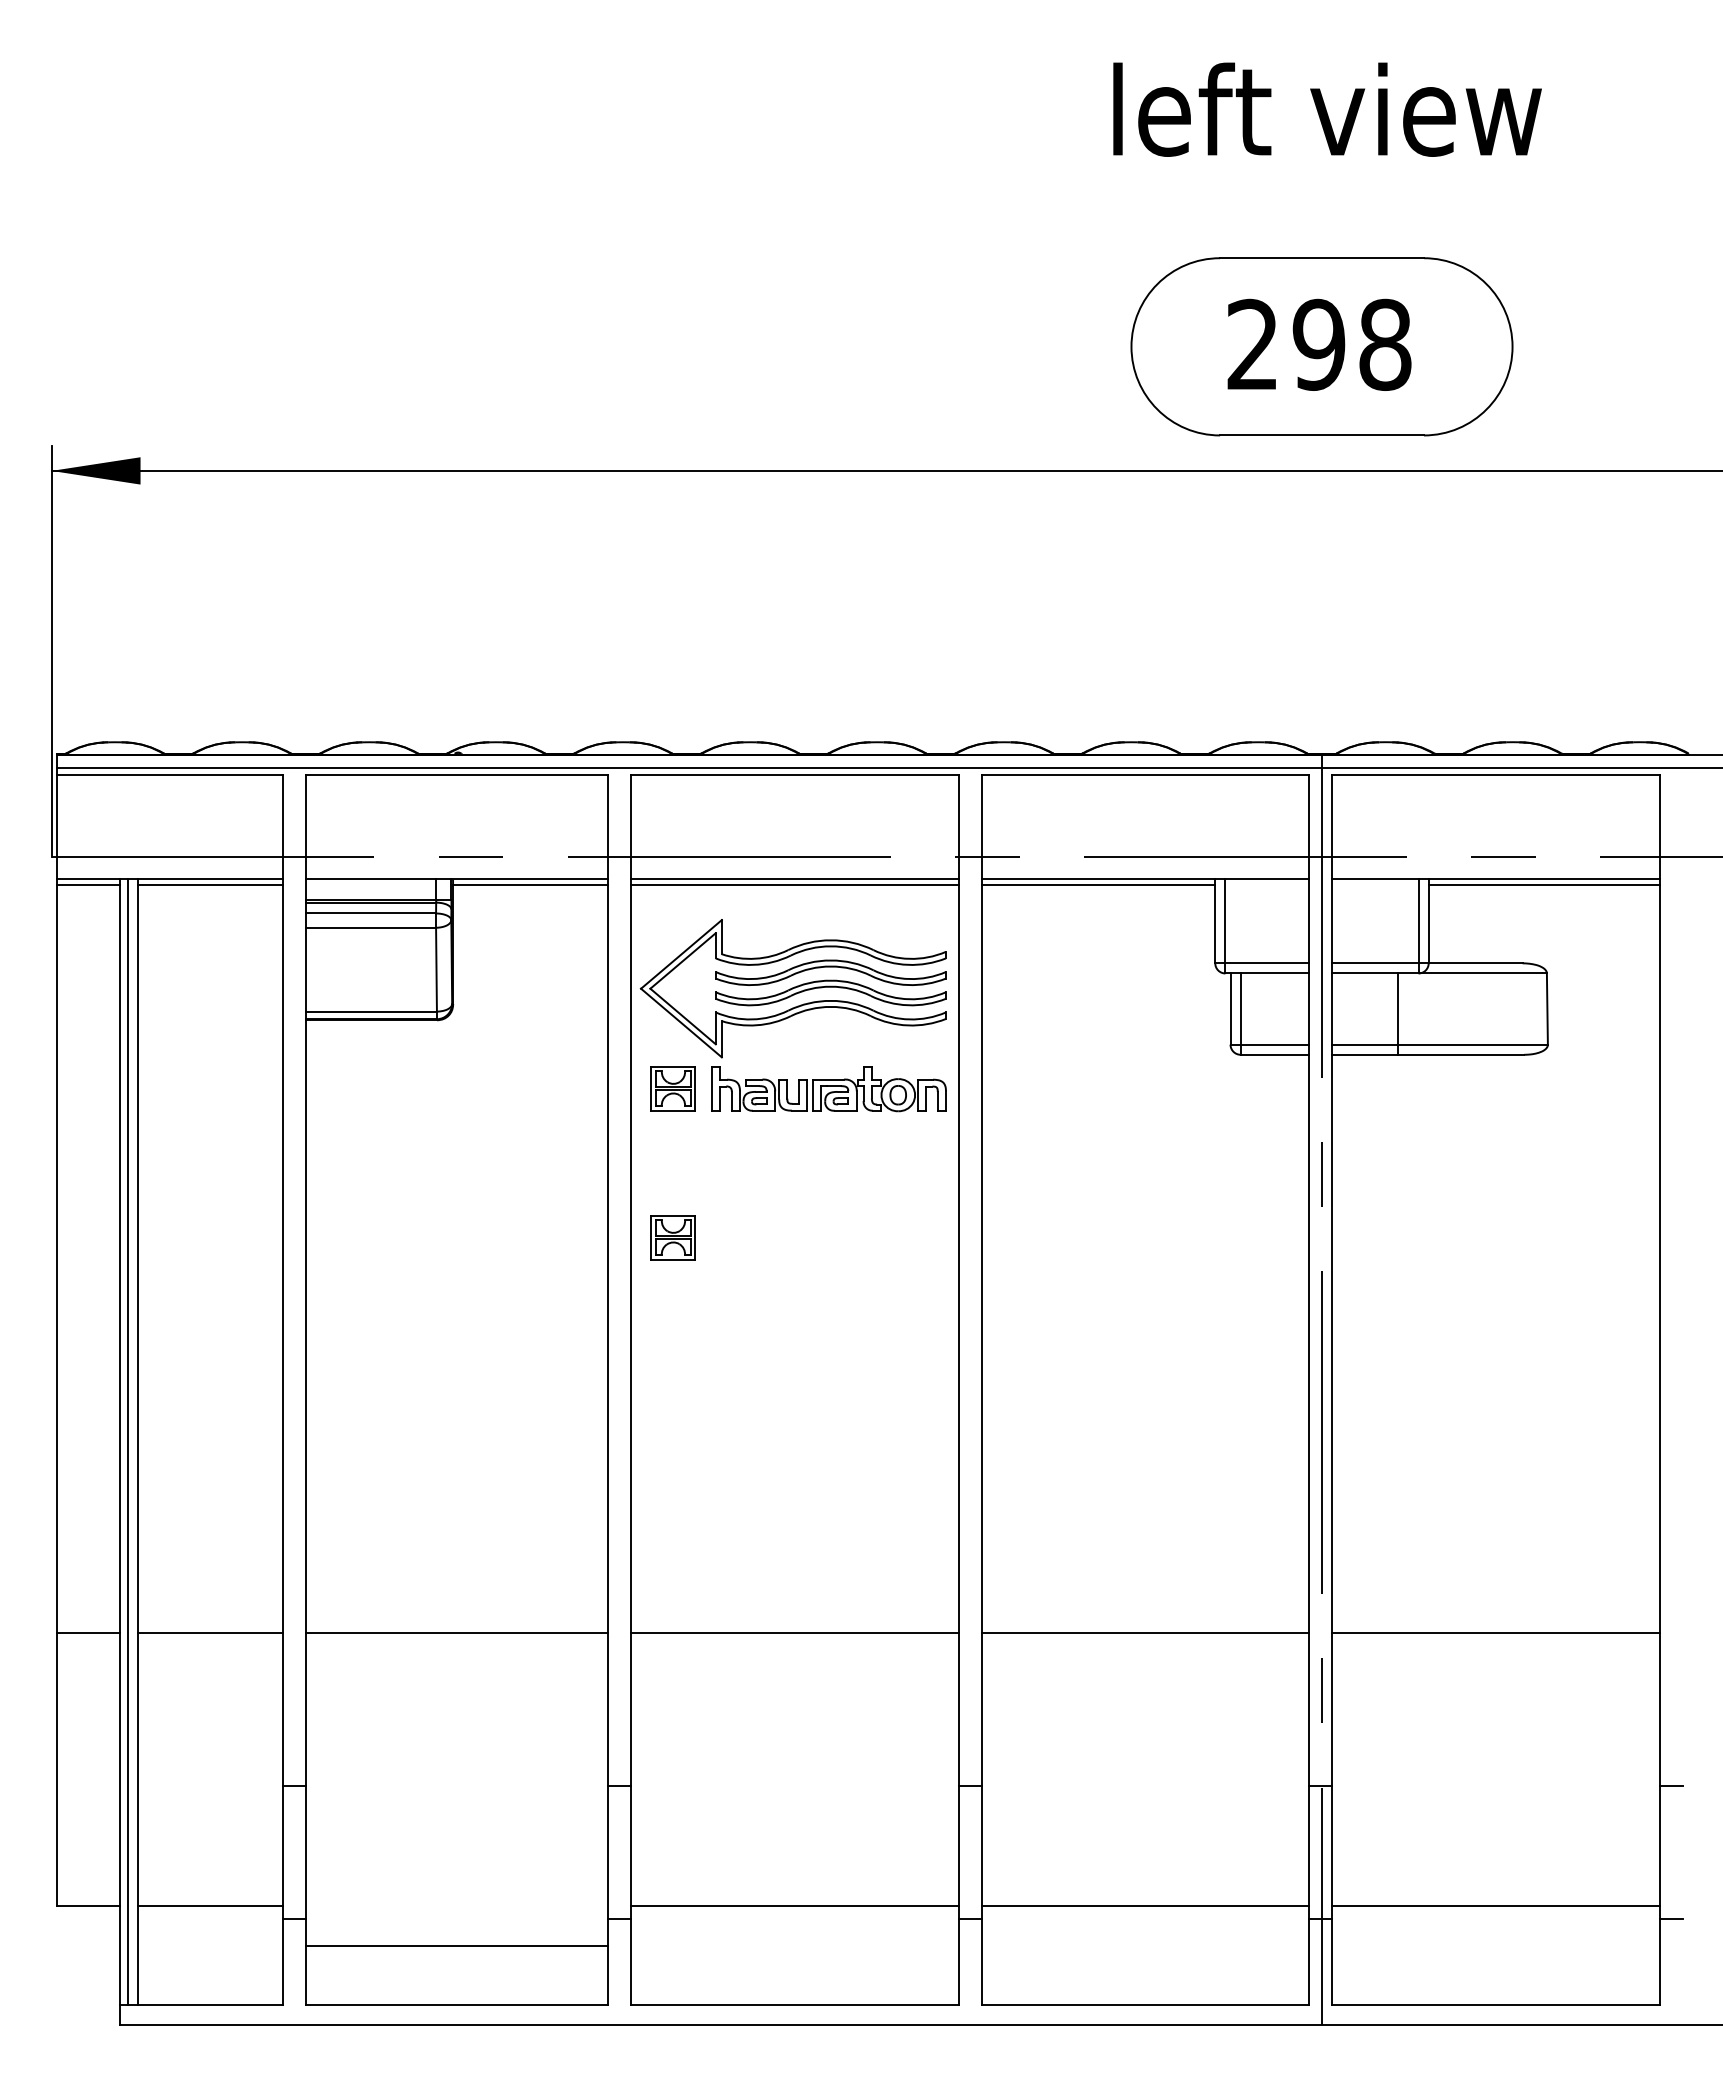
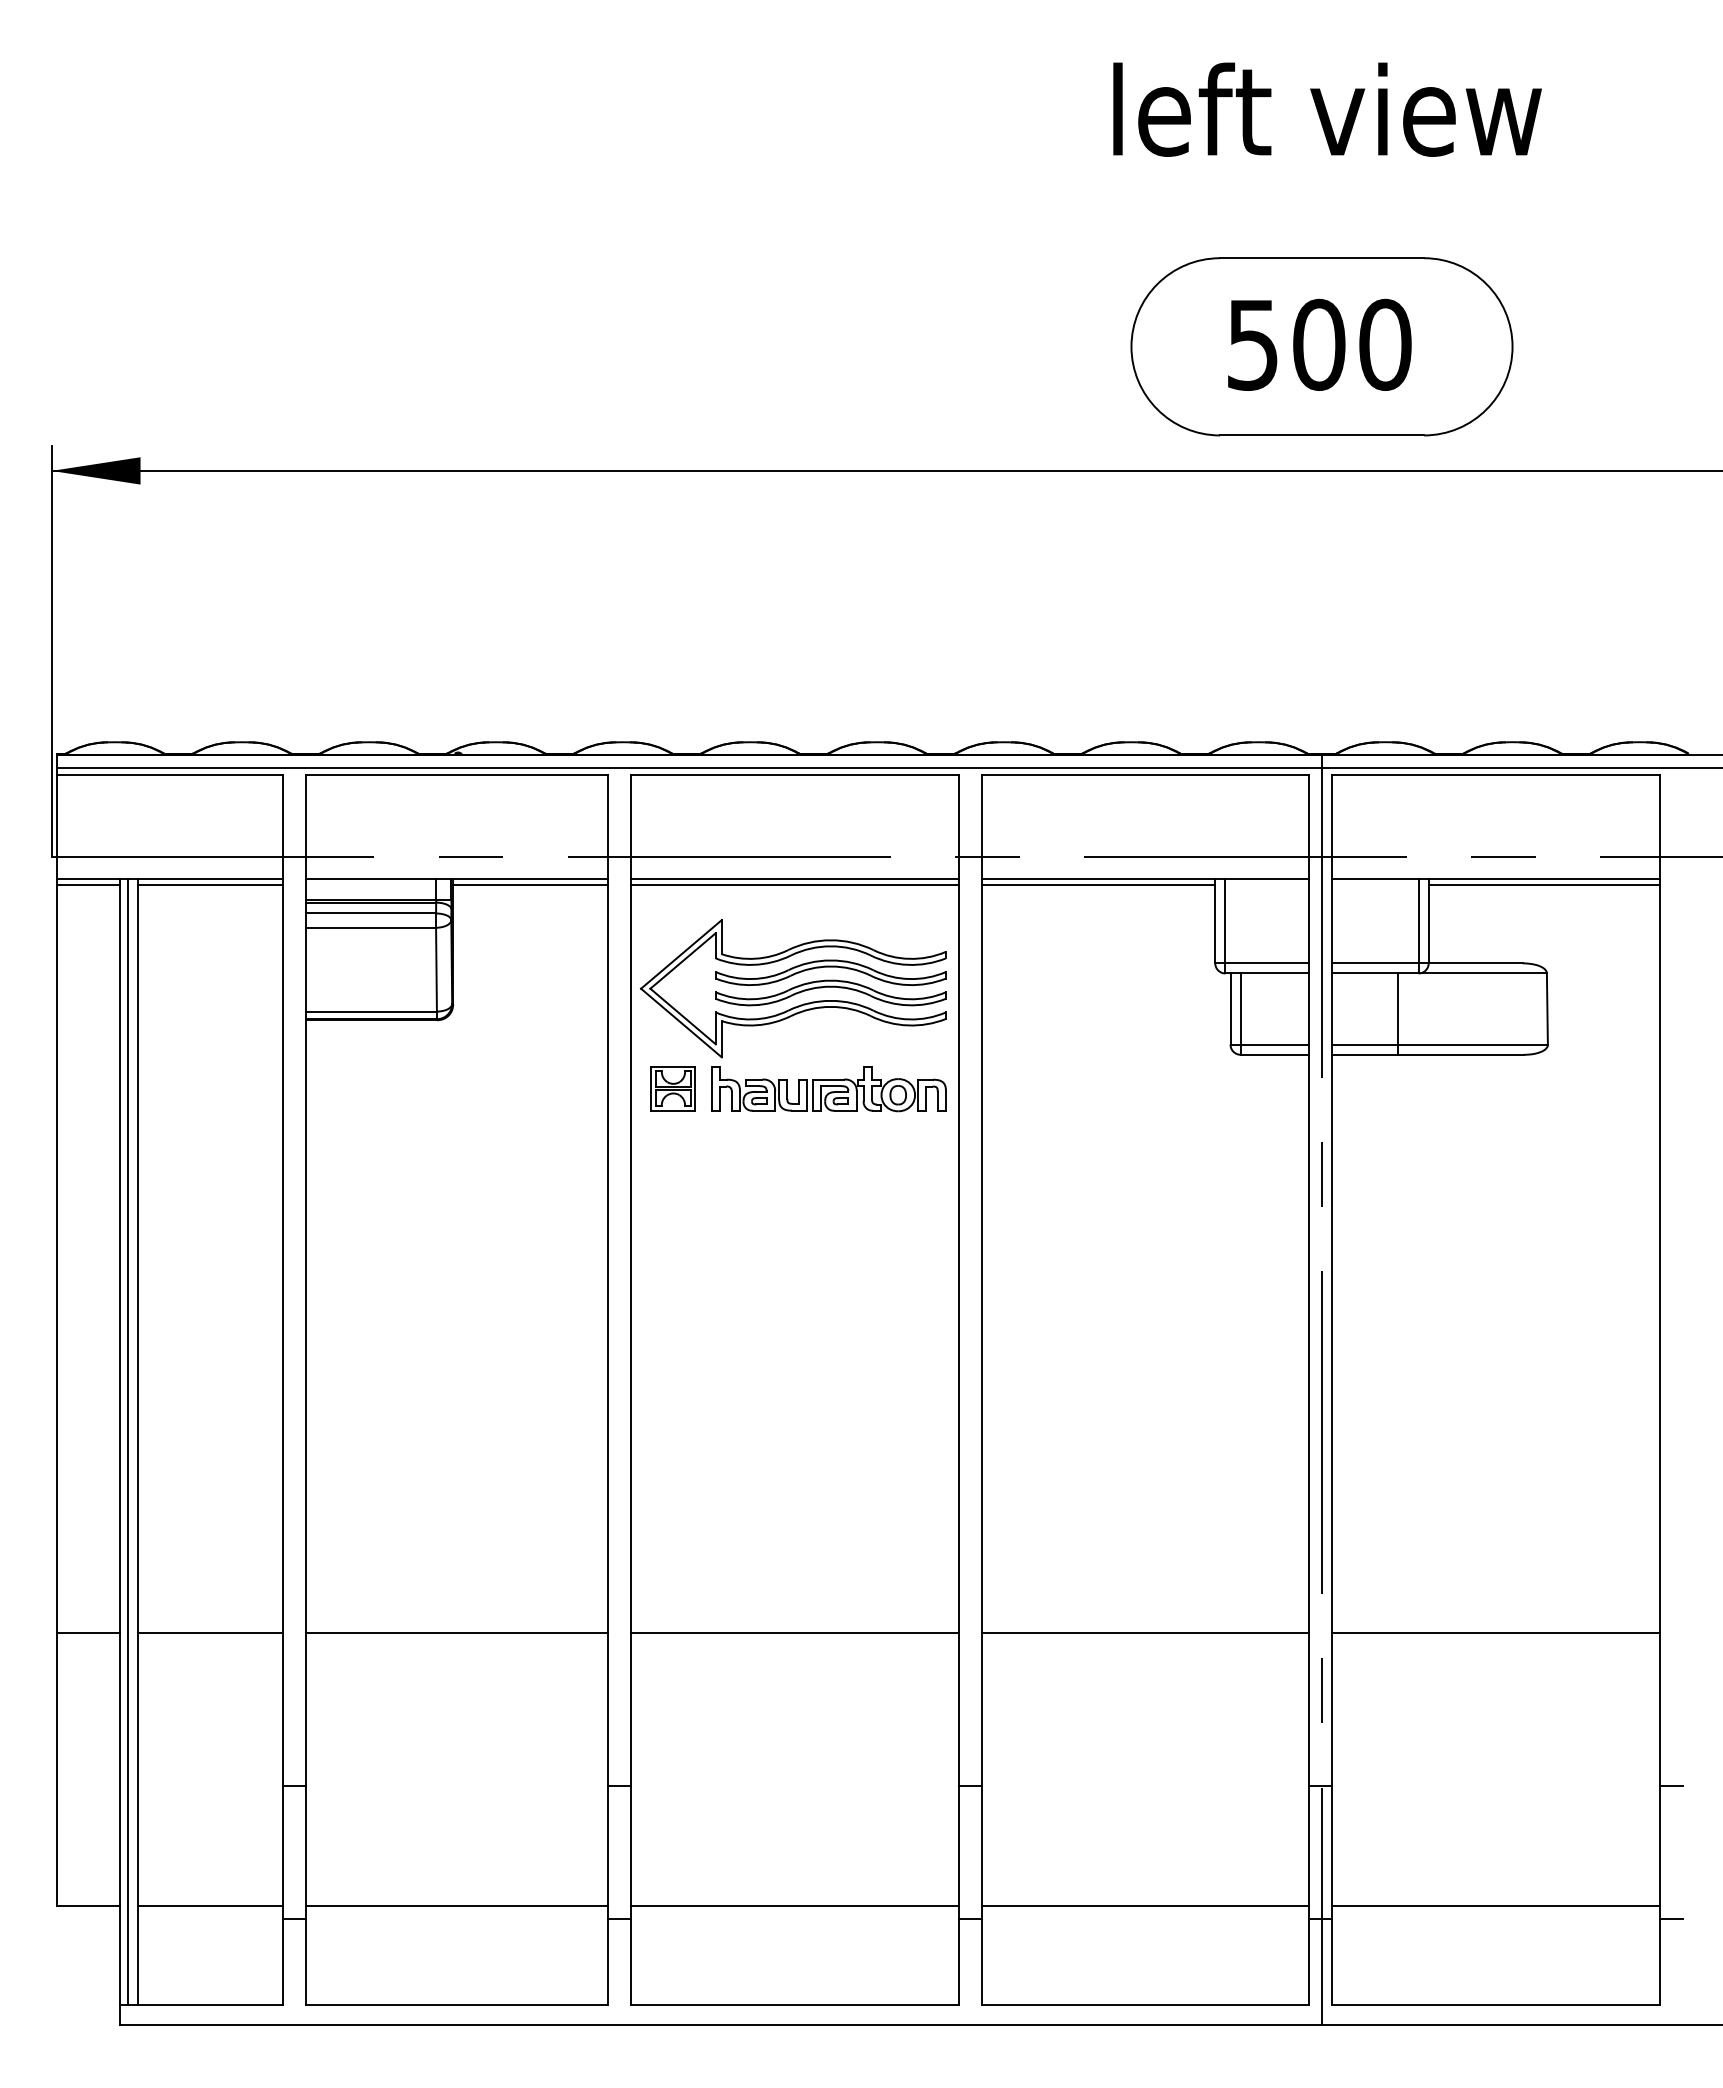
text: 298 -> 500 (1319, 344)
part: present -> none (672, 1237)
line position: (456, 1945) -> (456, 1905) (456, 1905)
